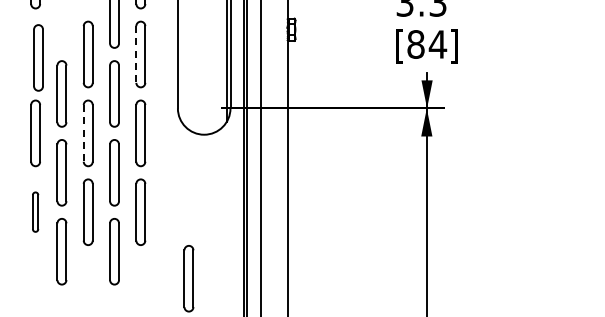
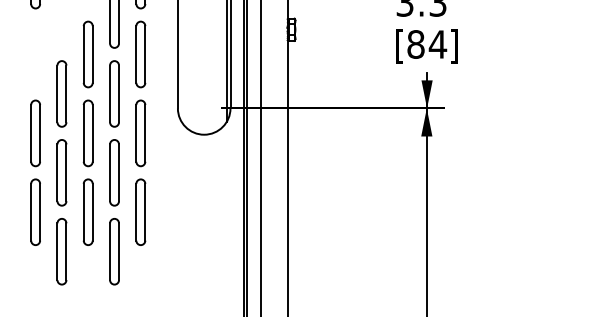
line: dashed -> solid (136, 55)
part: present -> none (38, 57)
line: dashed -> solid (83, 133)
part size: 8x42 px -> 11x68 px (35, 211)
part: present -> none (188, 278)
